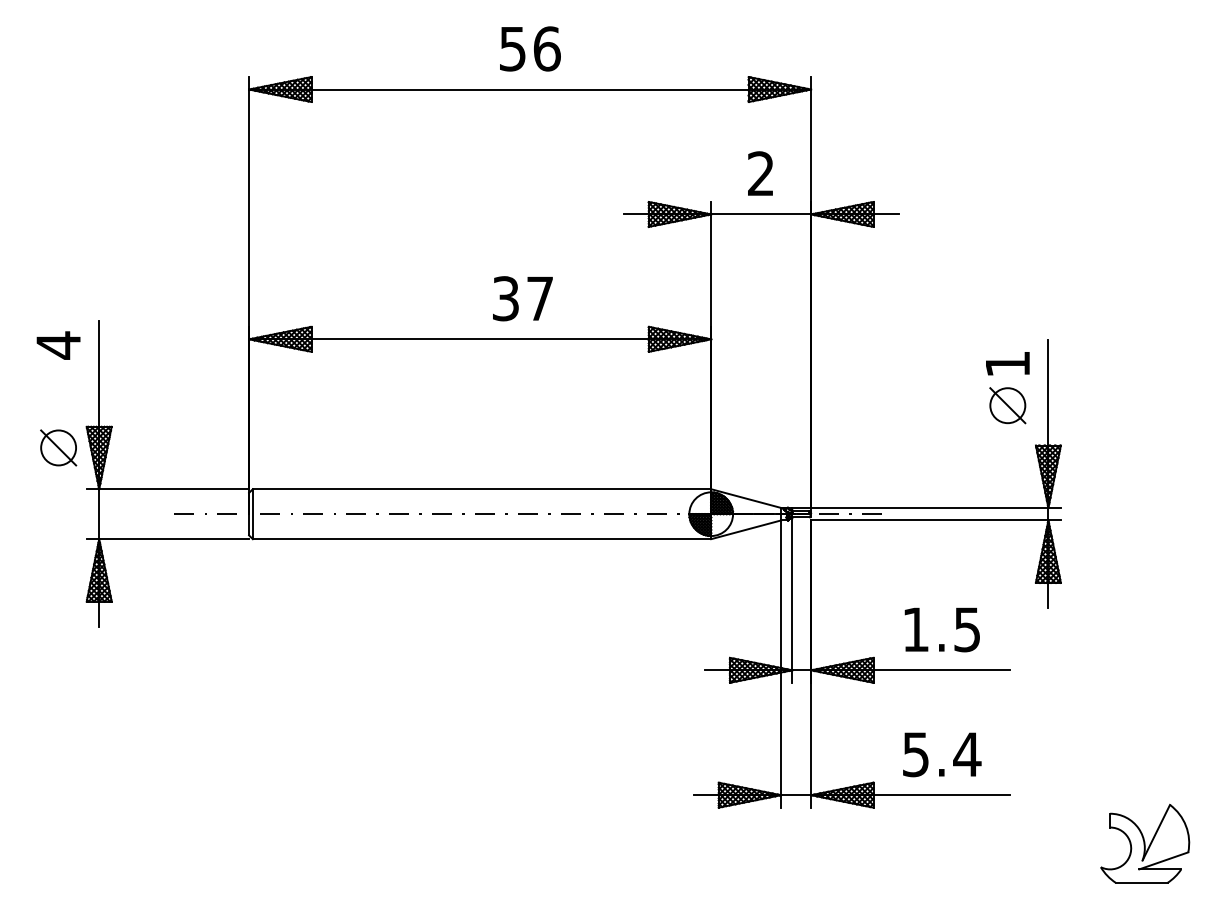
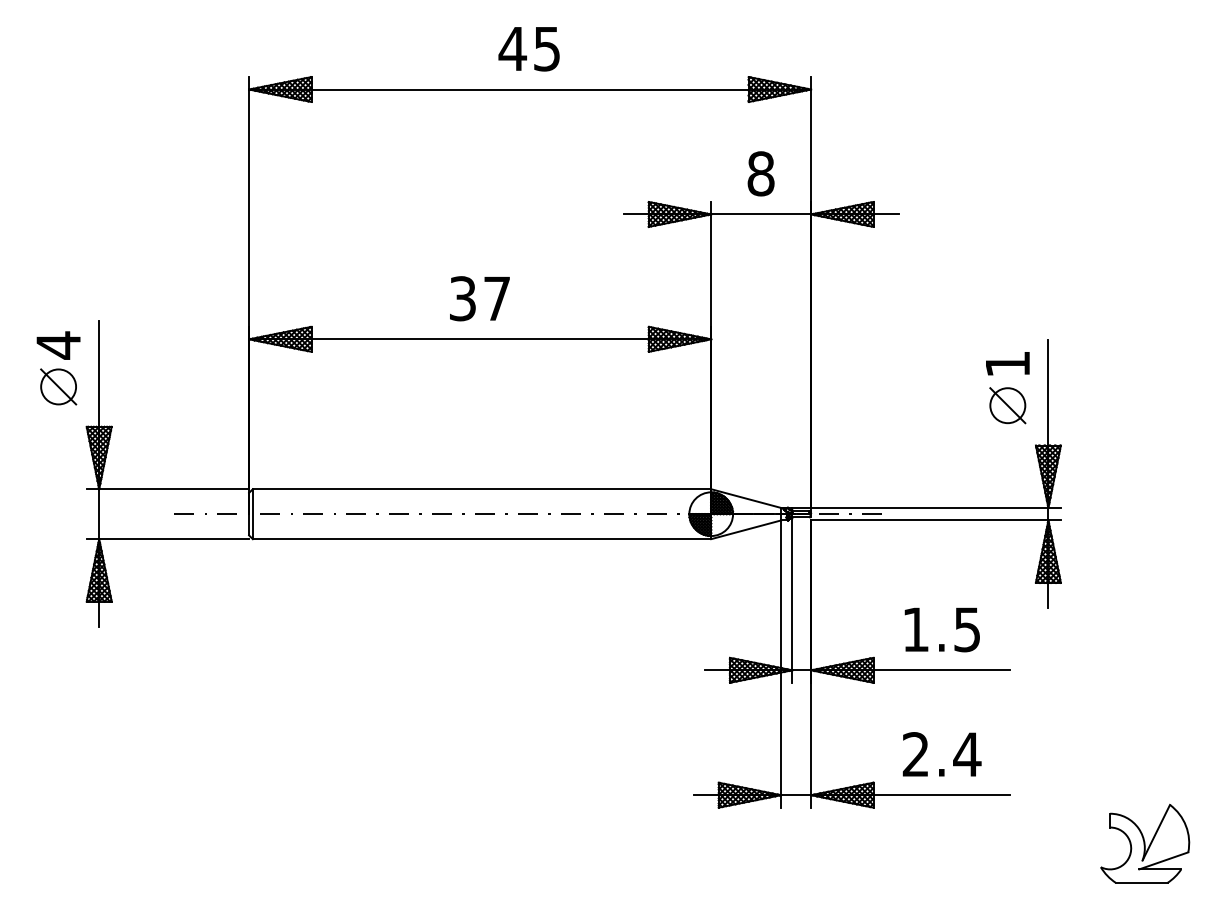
text: 56 -> 45 (529, 48)
text: 2 -> 8 (760, 173)
text position: (522, 298) -> (479, 298) (479, 298)
part position: (58, 447) -> (58, 386) (58, 386)
text: 5.4 -> 2.4 (915, 754)
